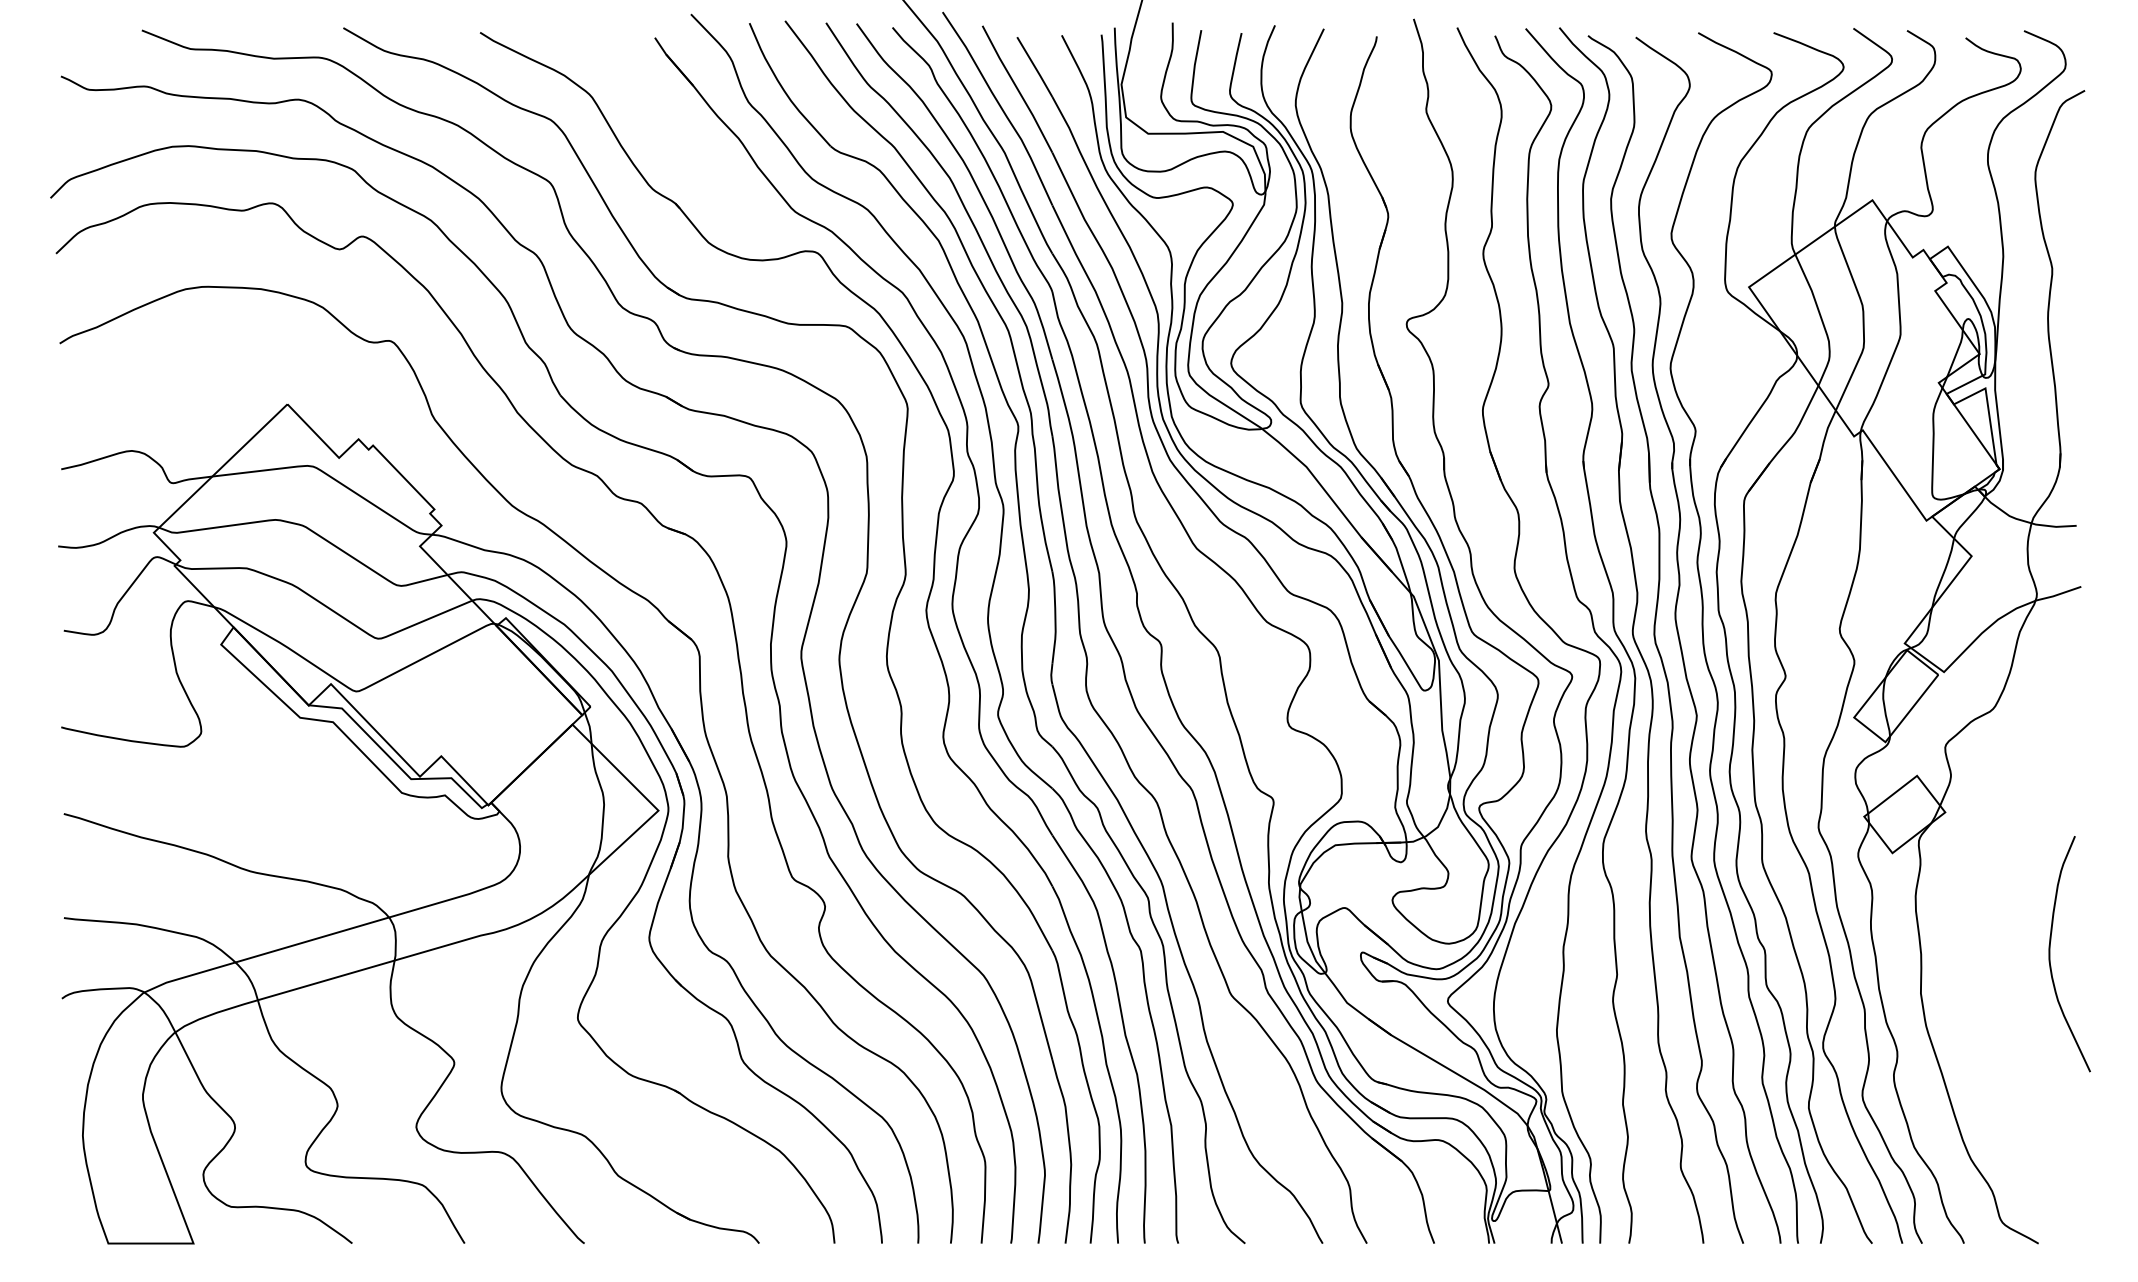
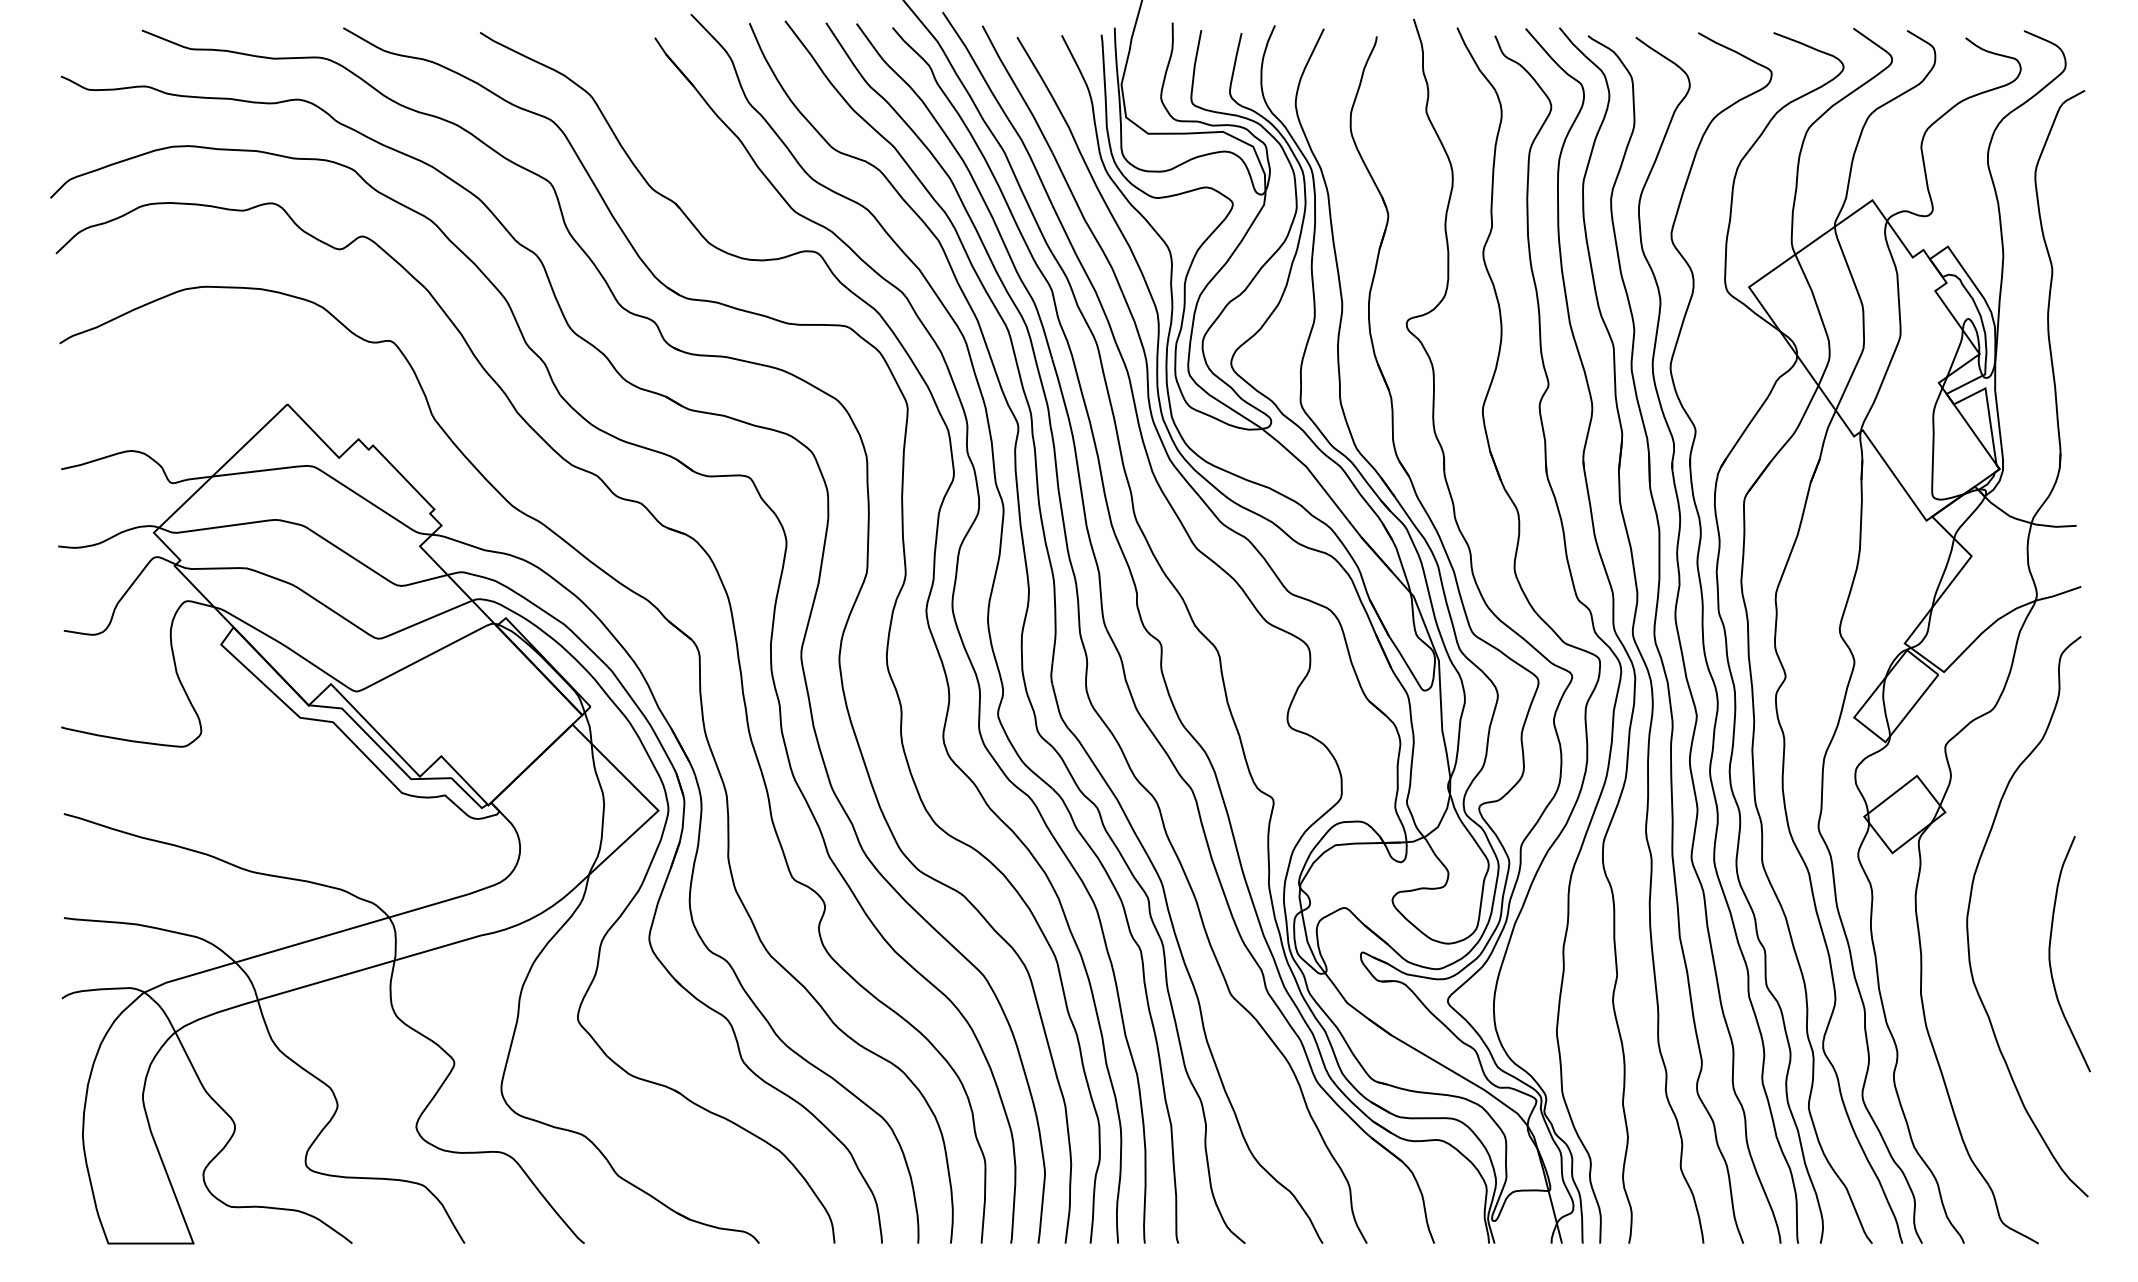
curve: none -> present (1970, 905)
